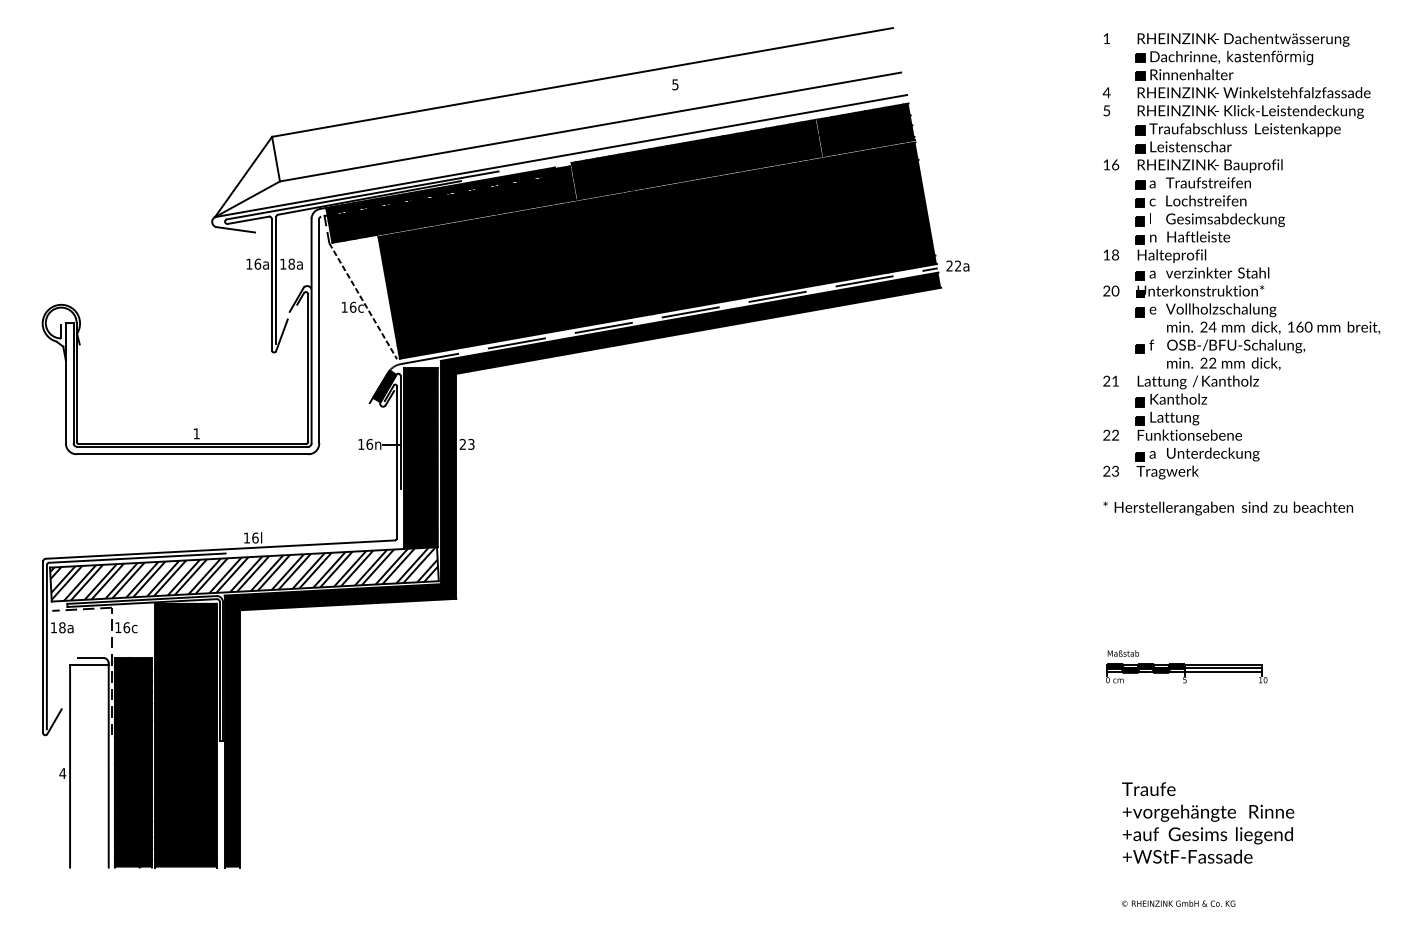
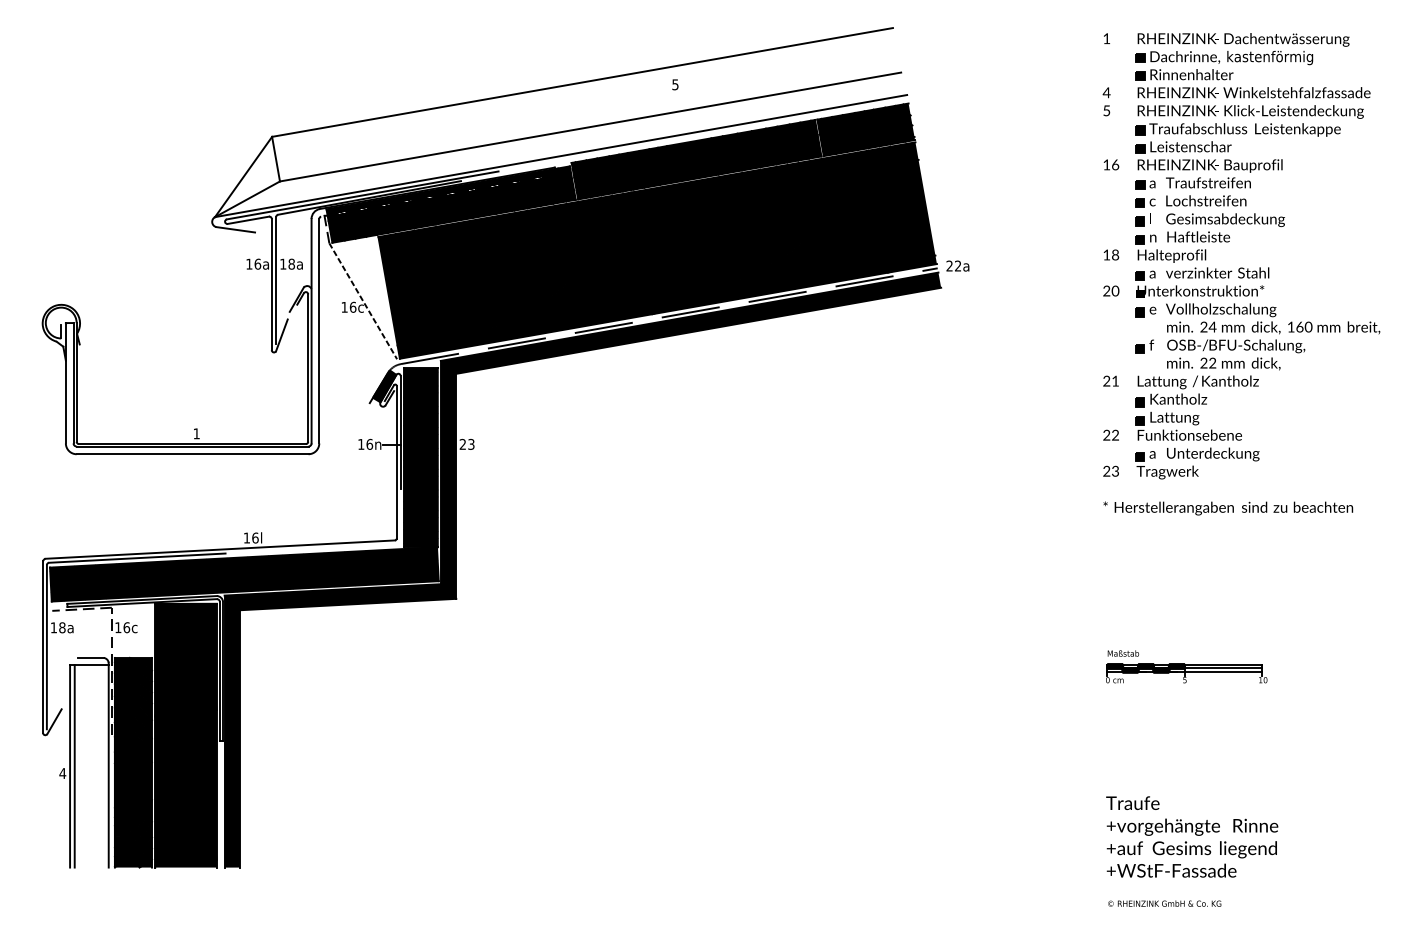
fill: none -> present (244, 574)
line: none -> present (74, 765)
text position: (1208, 822) -> (1192, 836) (1192, 836)
text position: (1178, 903) -> (1164, 903) (1164, 903)
